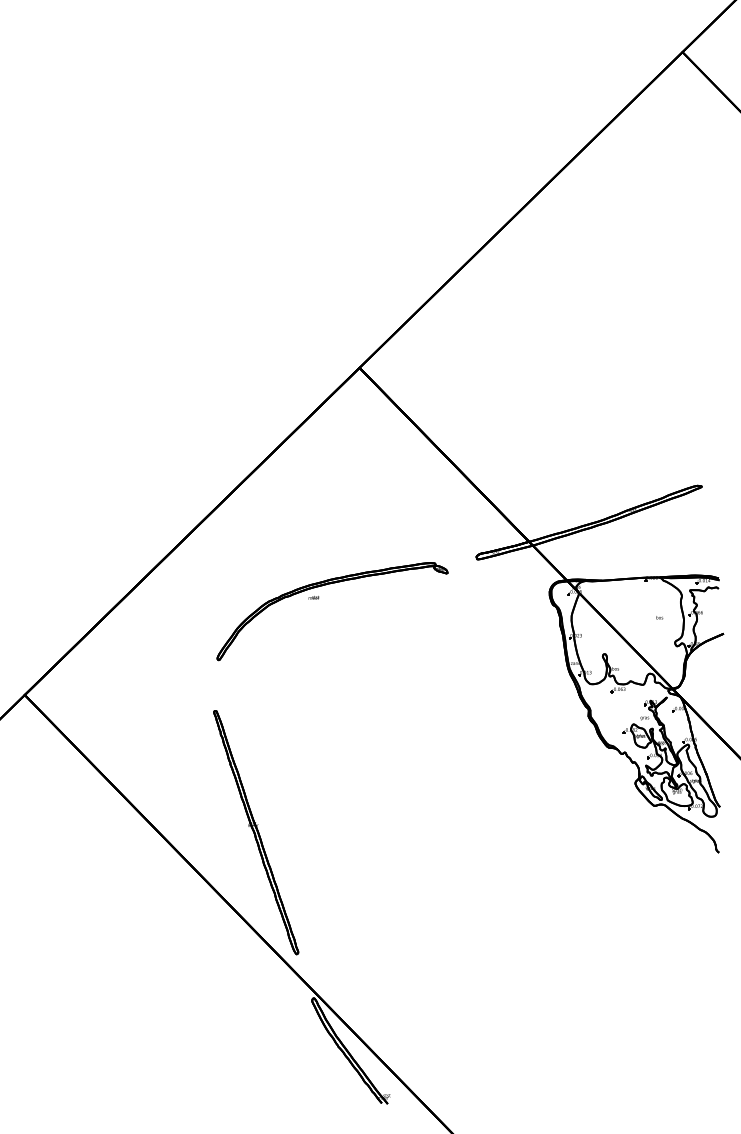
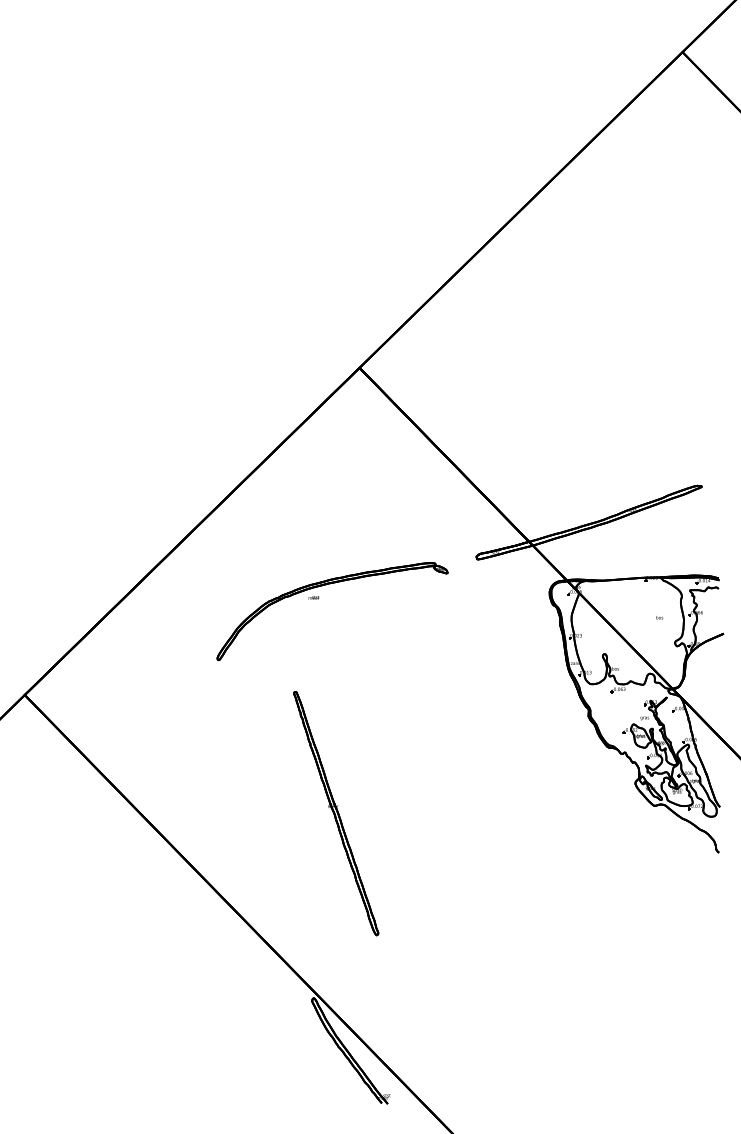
part position: (256, 832) -> (336, 813) (336, 813)
